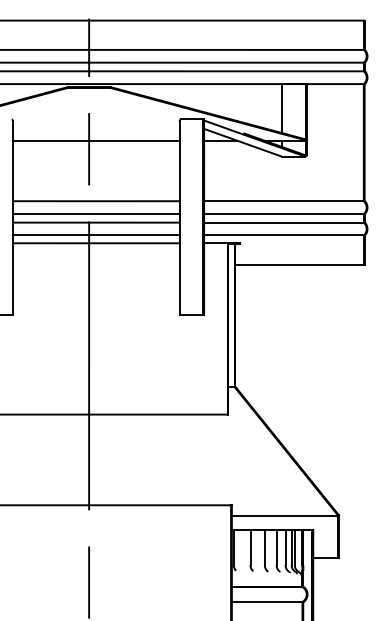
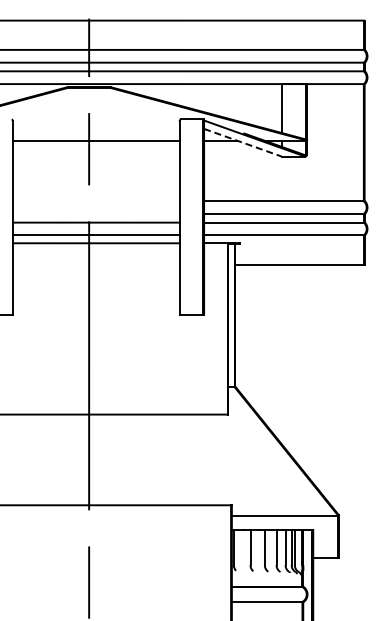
line: solid -> dashed (243, 142)
line: present -> none (95, 201)
line: present -> none (95, 213)
